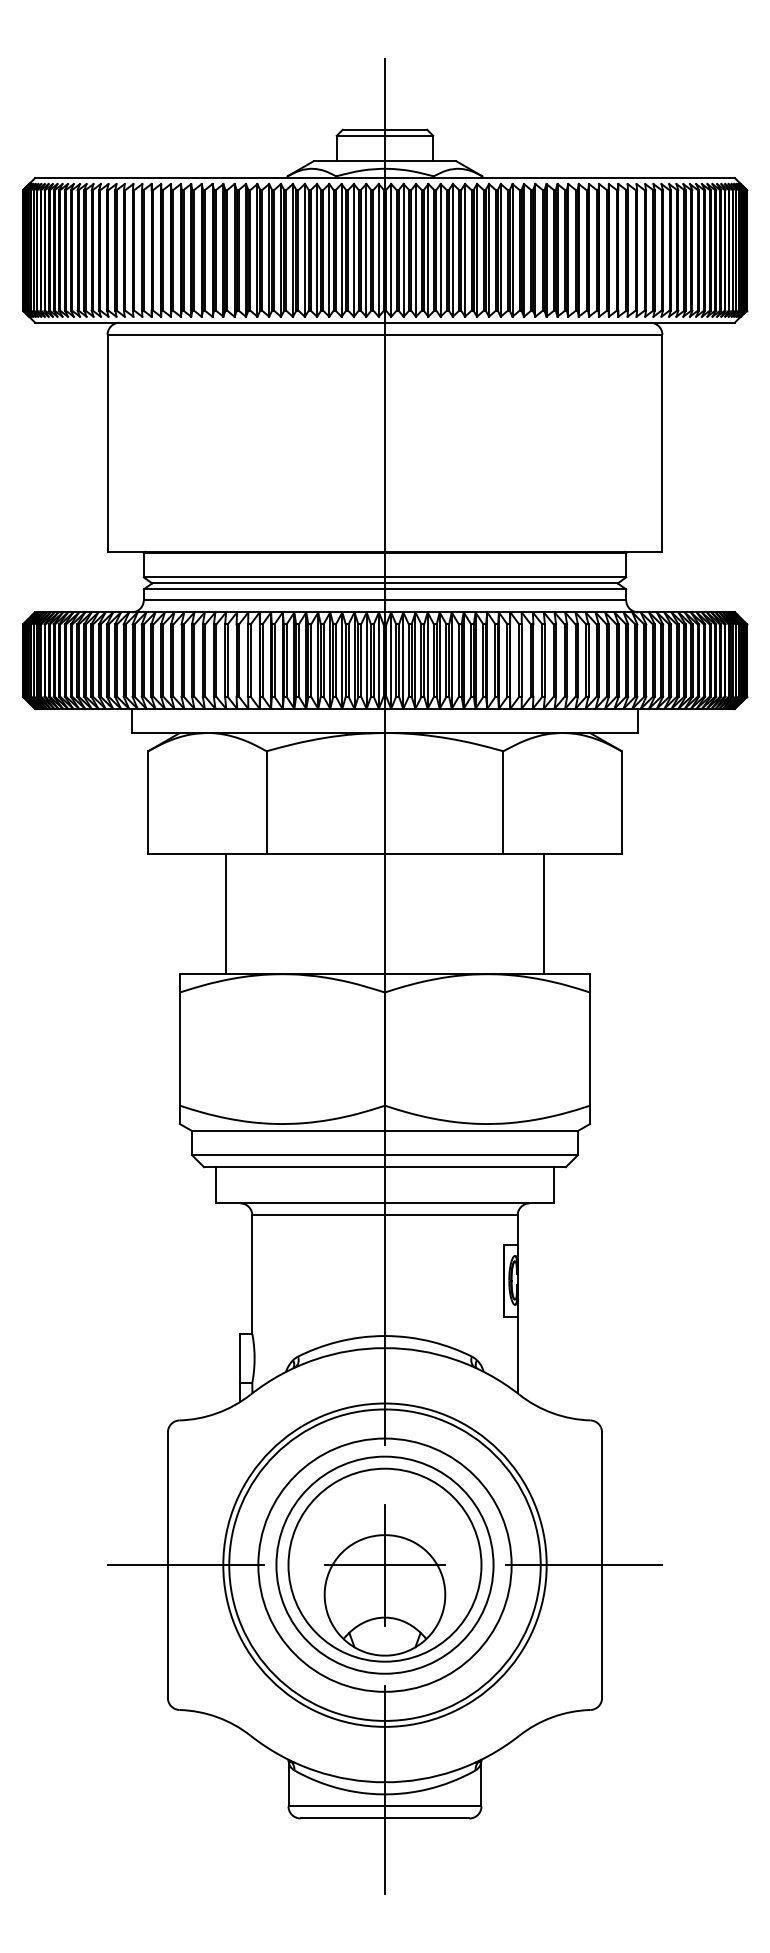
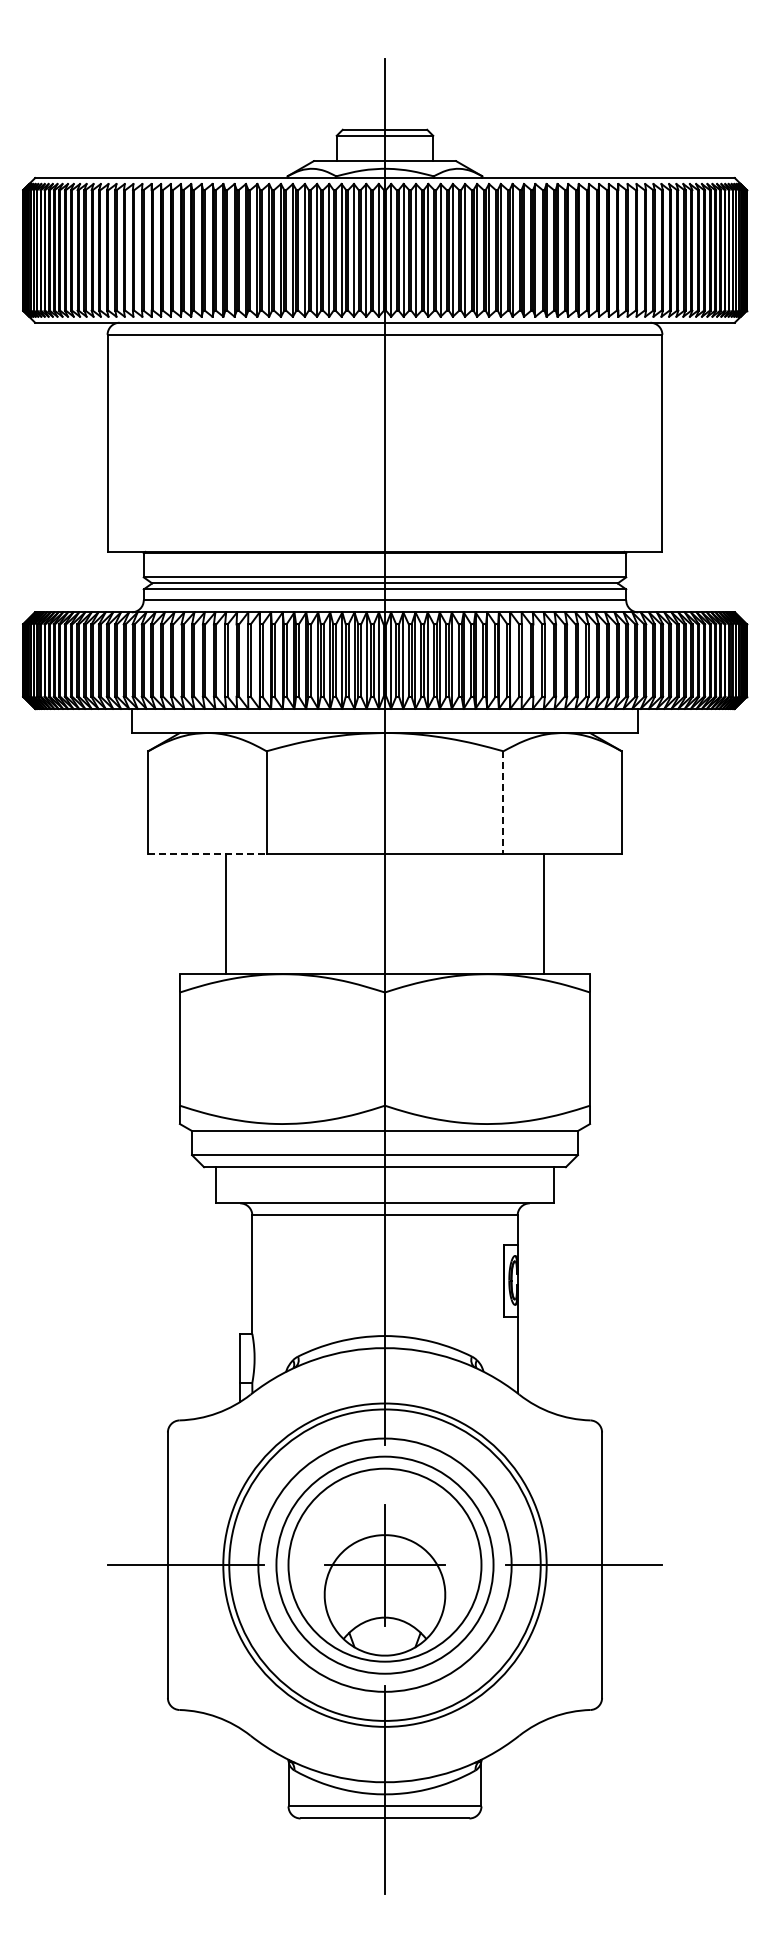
line: solid -> dashed (503, 802)
line: solid -> dashed (207, 853)
